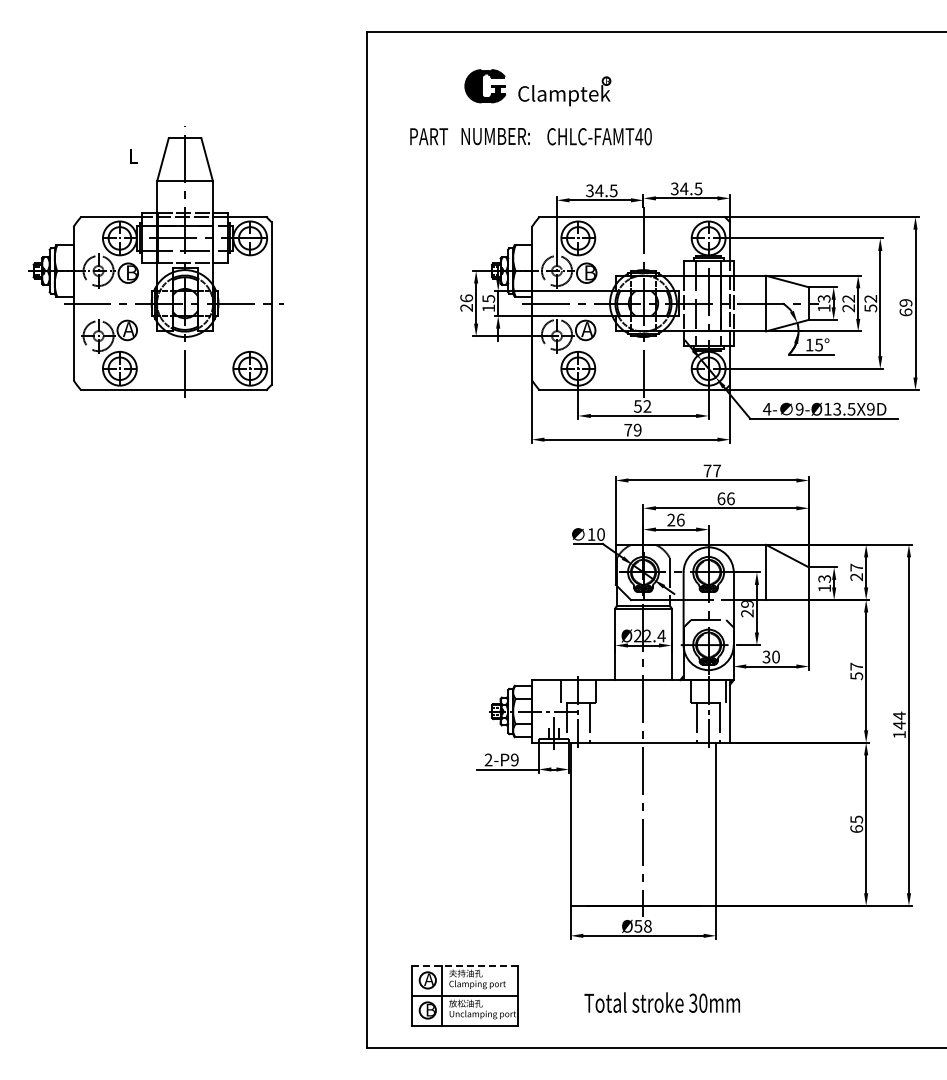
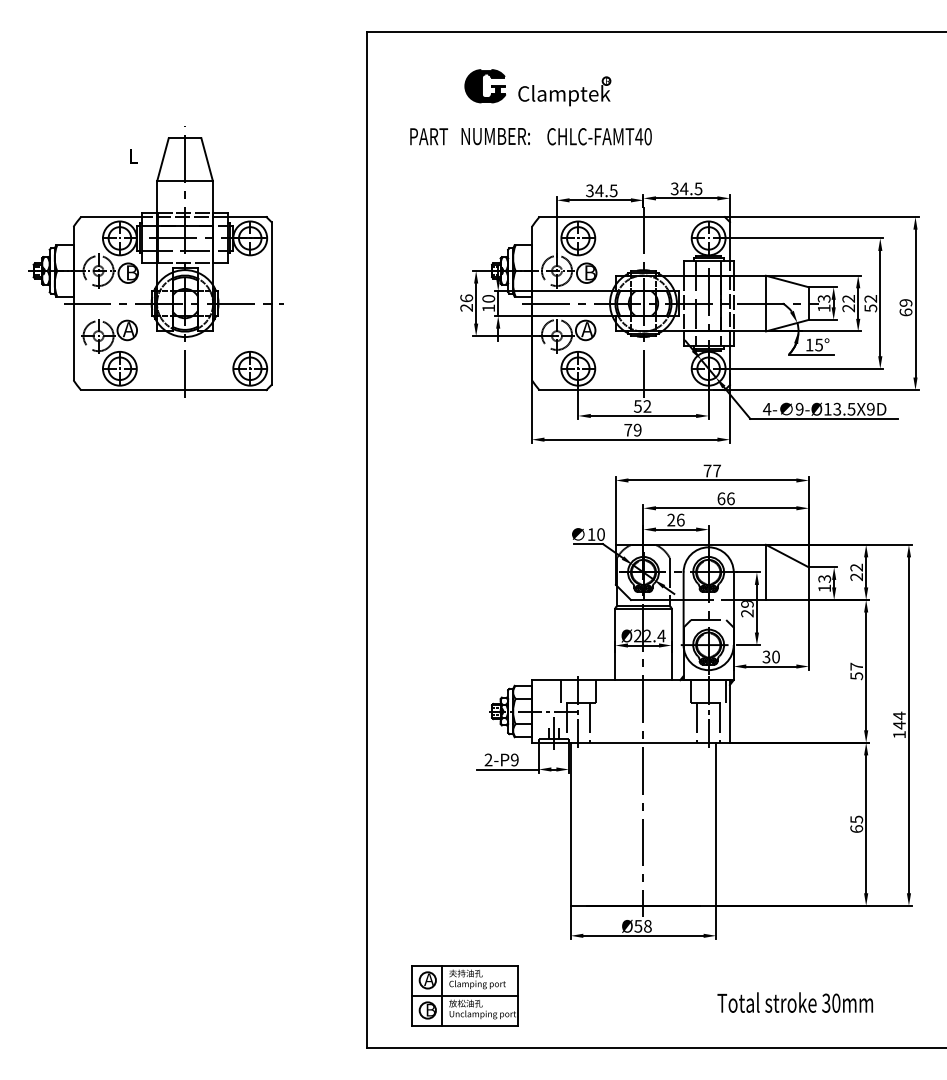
text: 15 -> 10 (488, 298)
text: 27 -> 22 (856, 567)
line: dashed -> solid (464, 965)
text position: (661, 1002) -> (794, 1002) (794, 1002)
